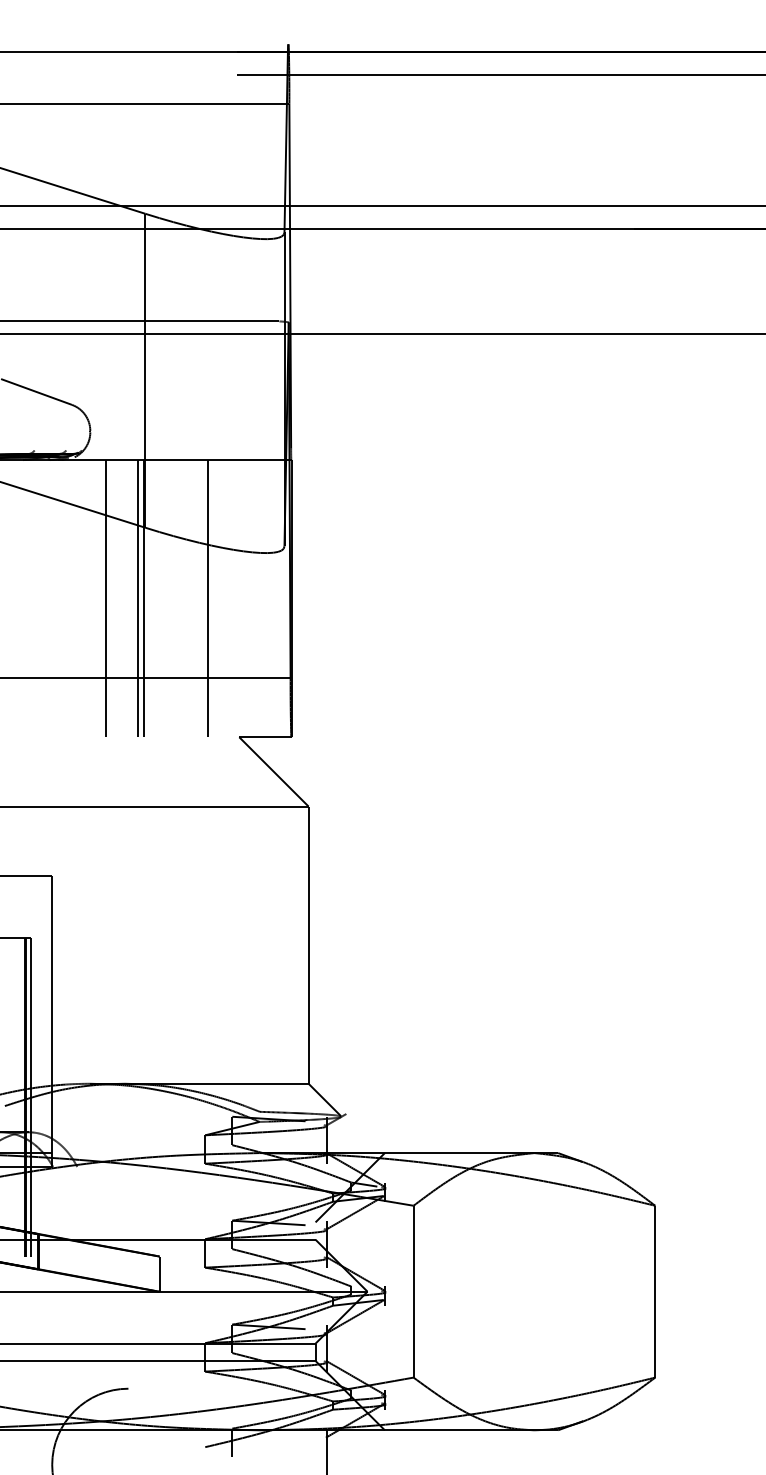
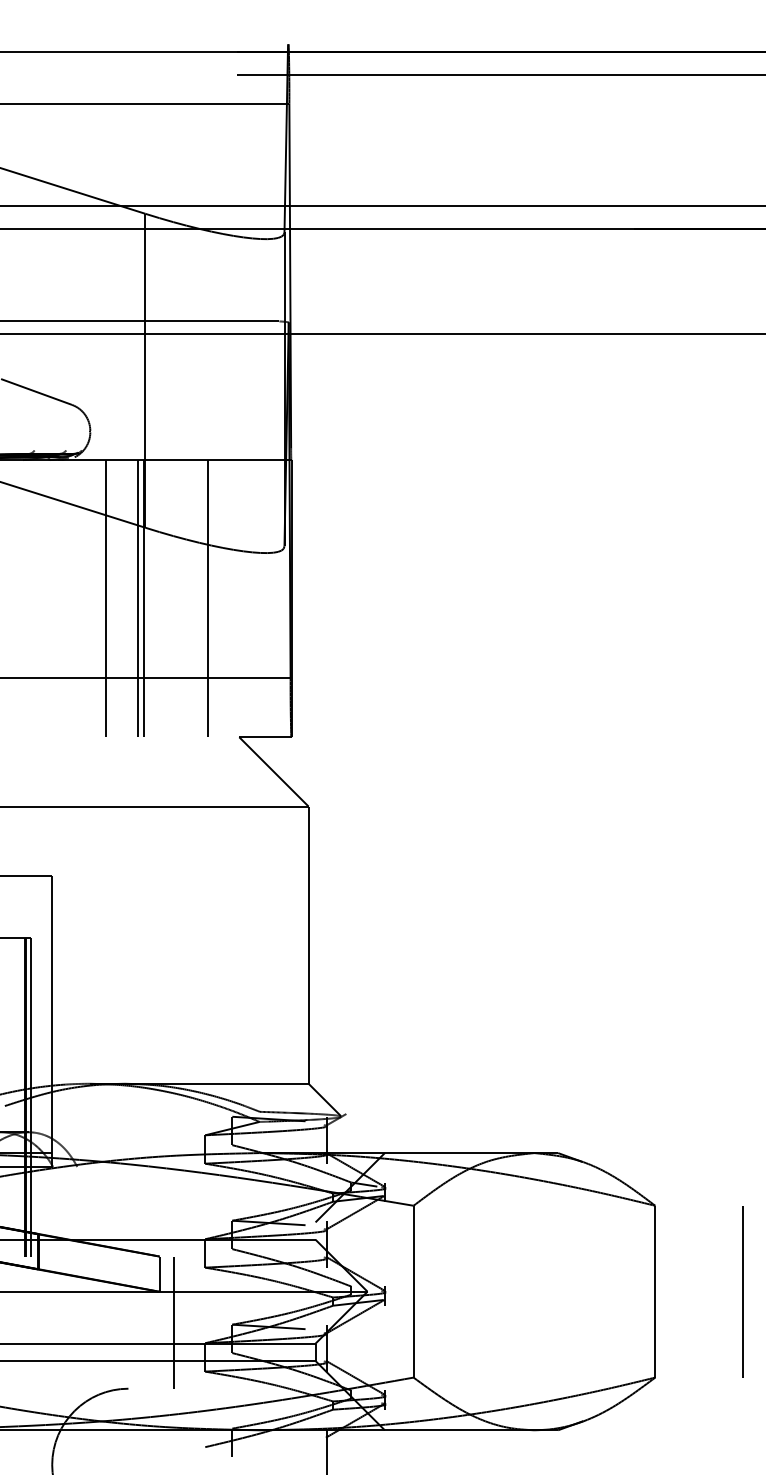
line: none -> present (742, 1291)
line: none -> present (173, 1322)
